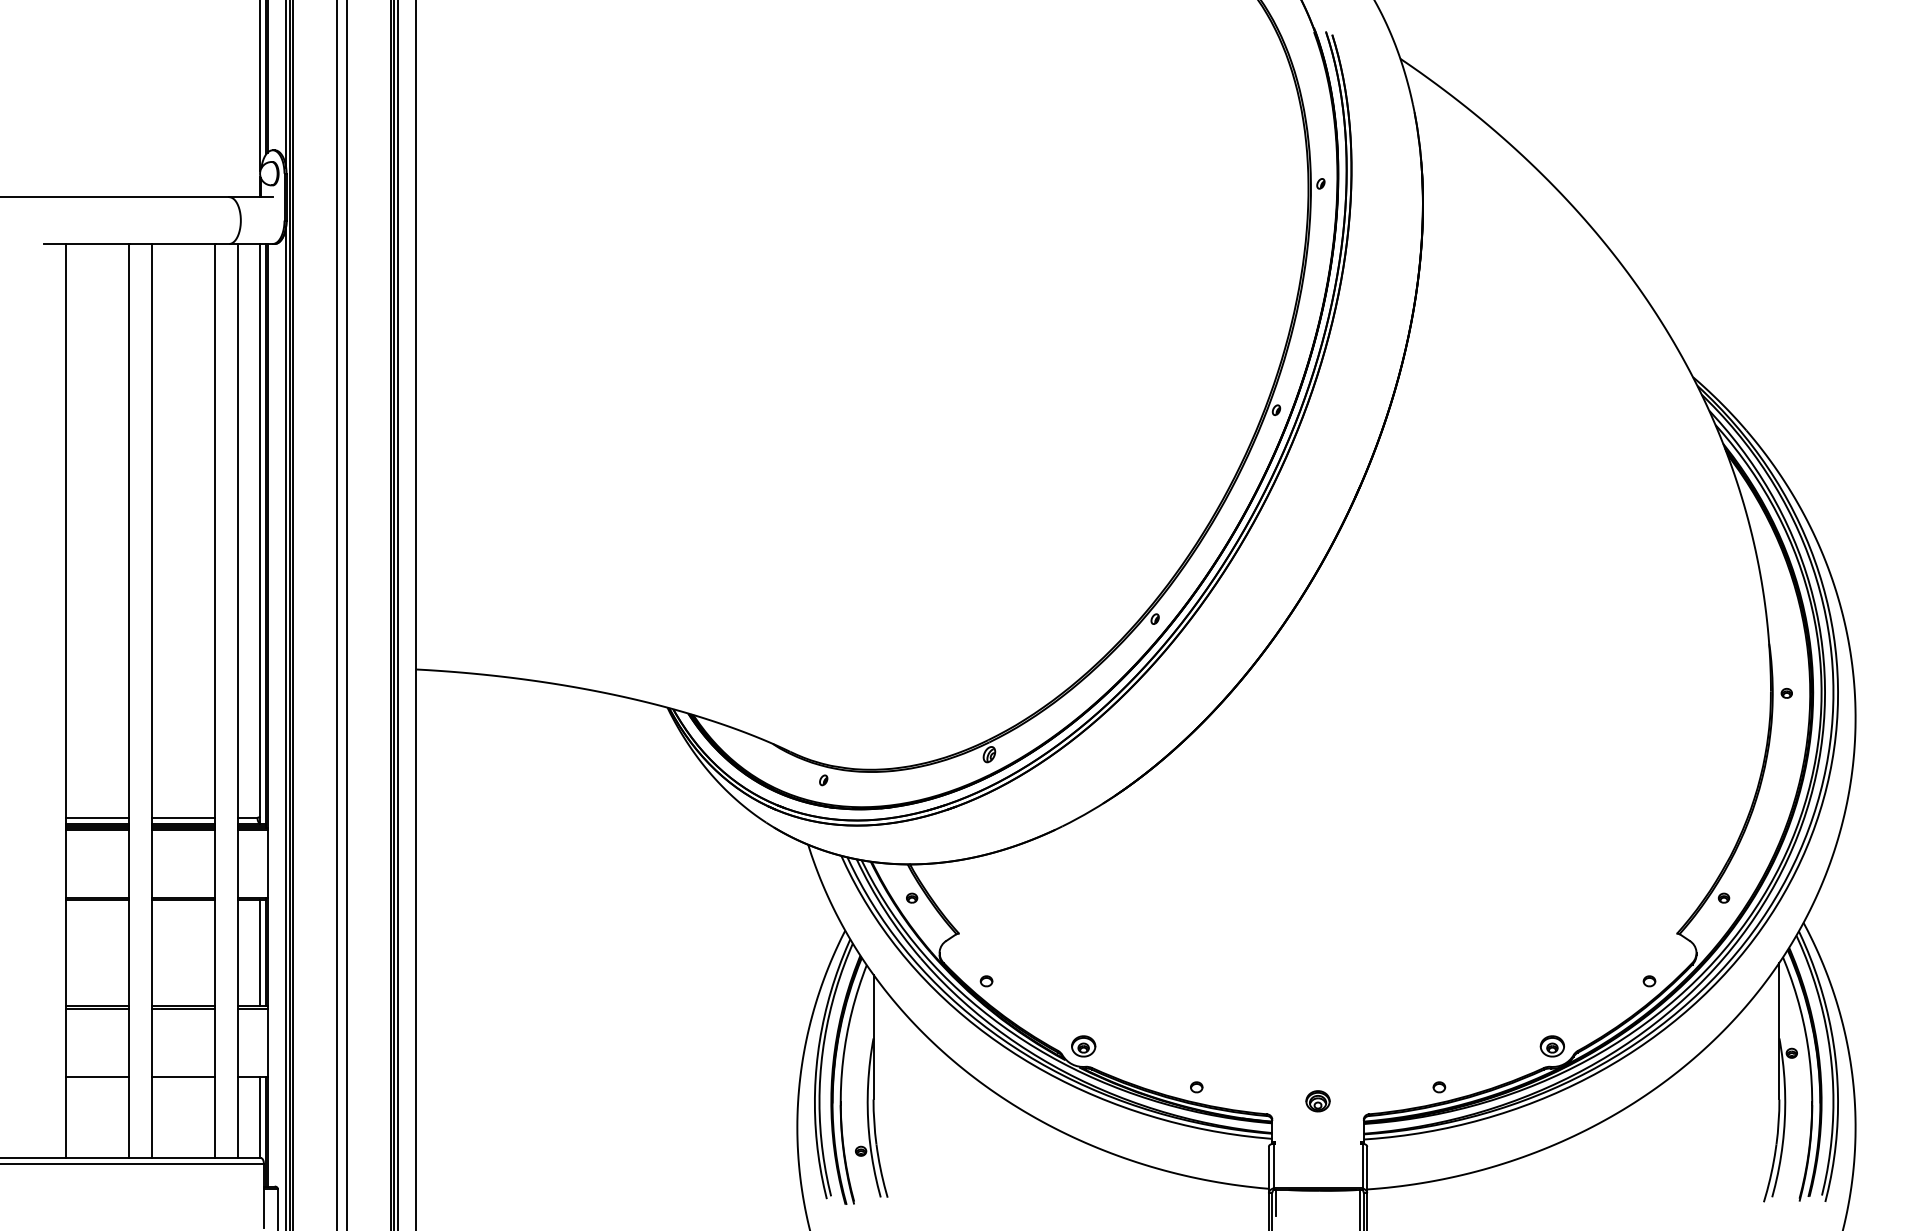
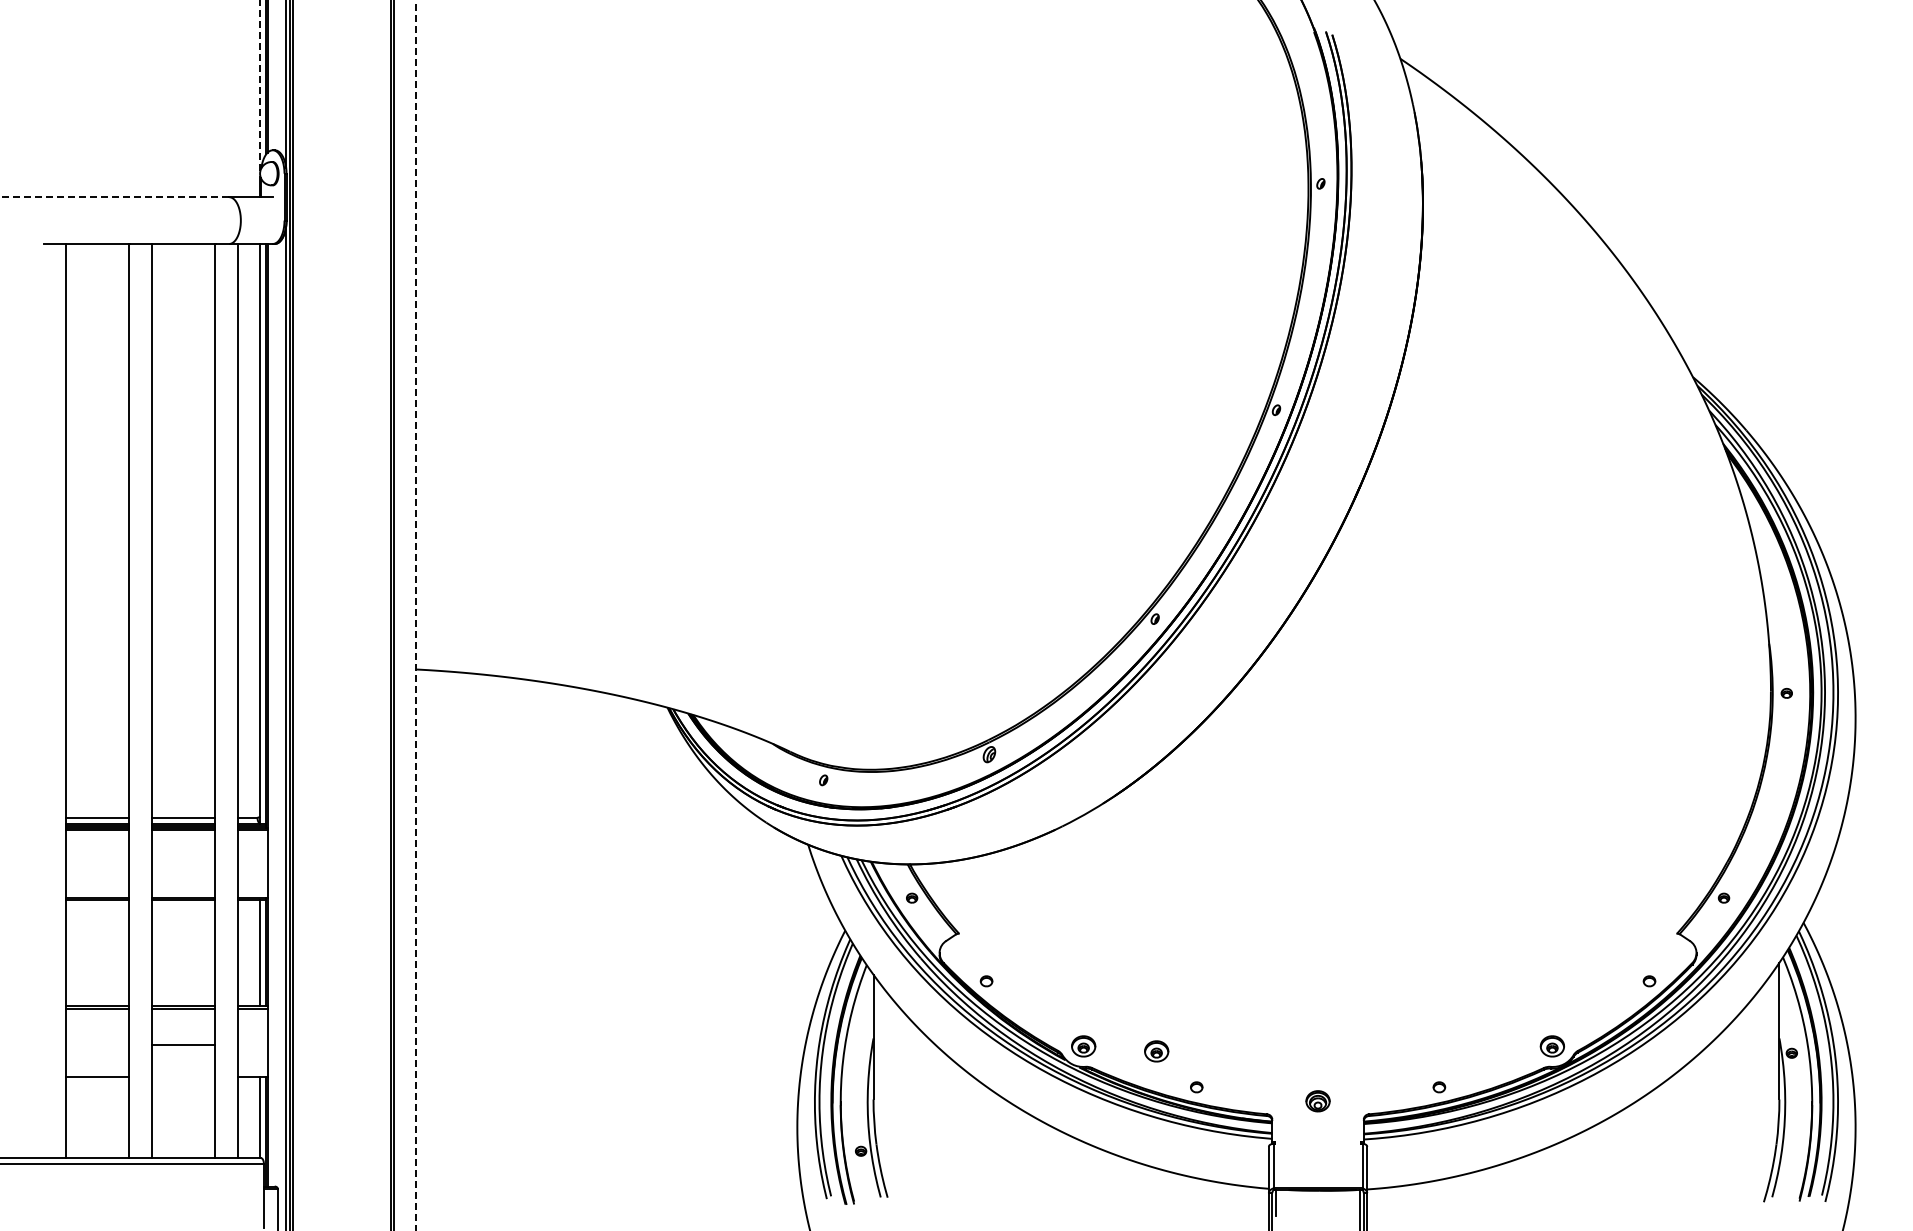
line: solid -> dashed (260, 85)
line: solid -> dashed (114, 197)
line: present -> none (337, 614)
line: present -> none (346, 614)
line: present -> none (397, 614)
line: solid -> dashed (416, 615)
part: none -> present (1156, 1051)
line position: (183, 1076) -> (183, 1044) (183, 1044)
